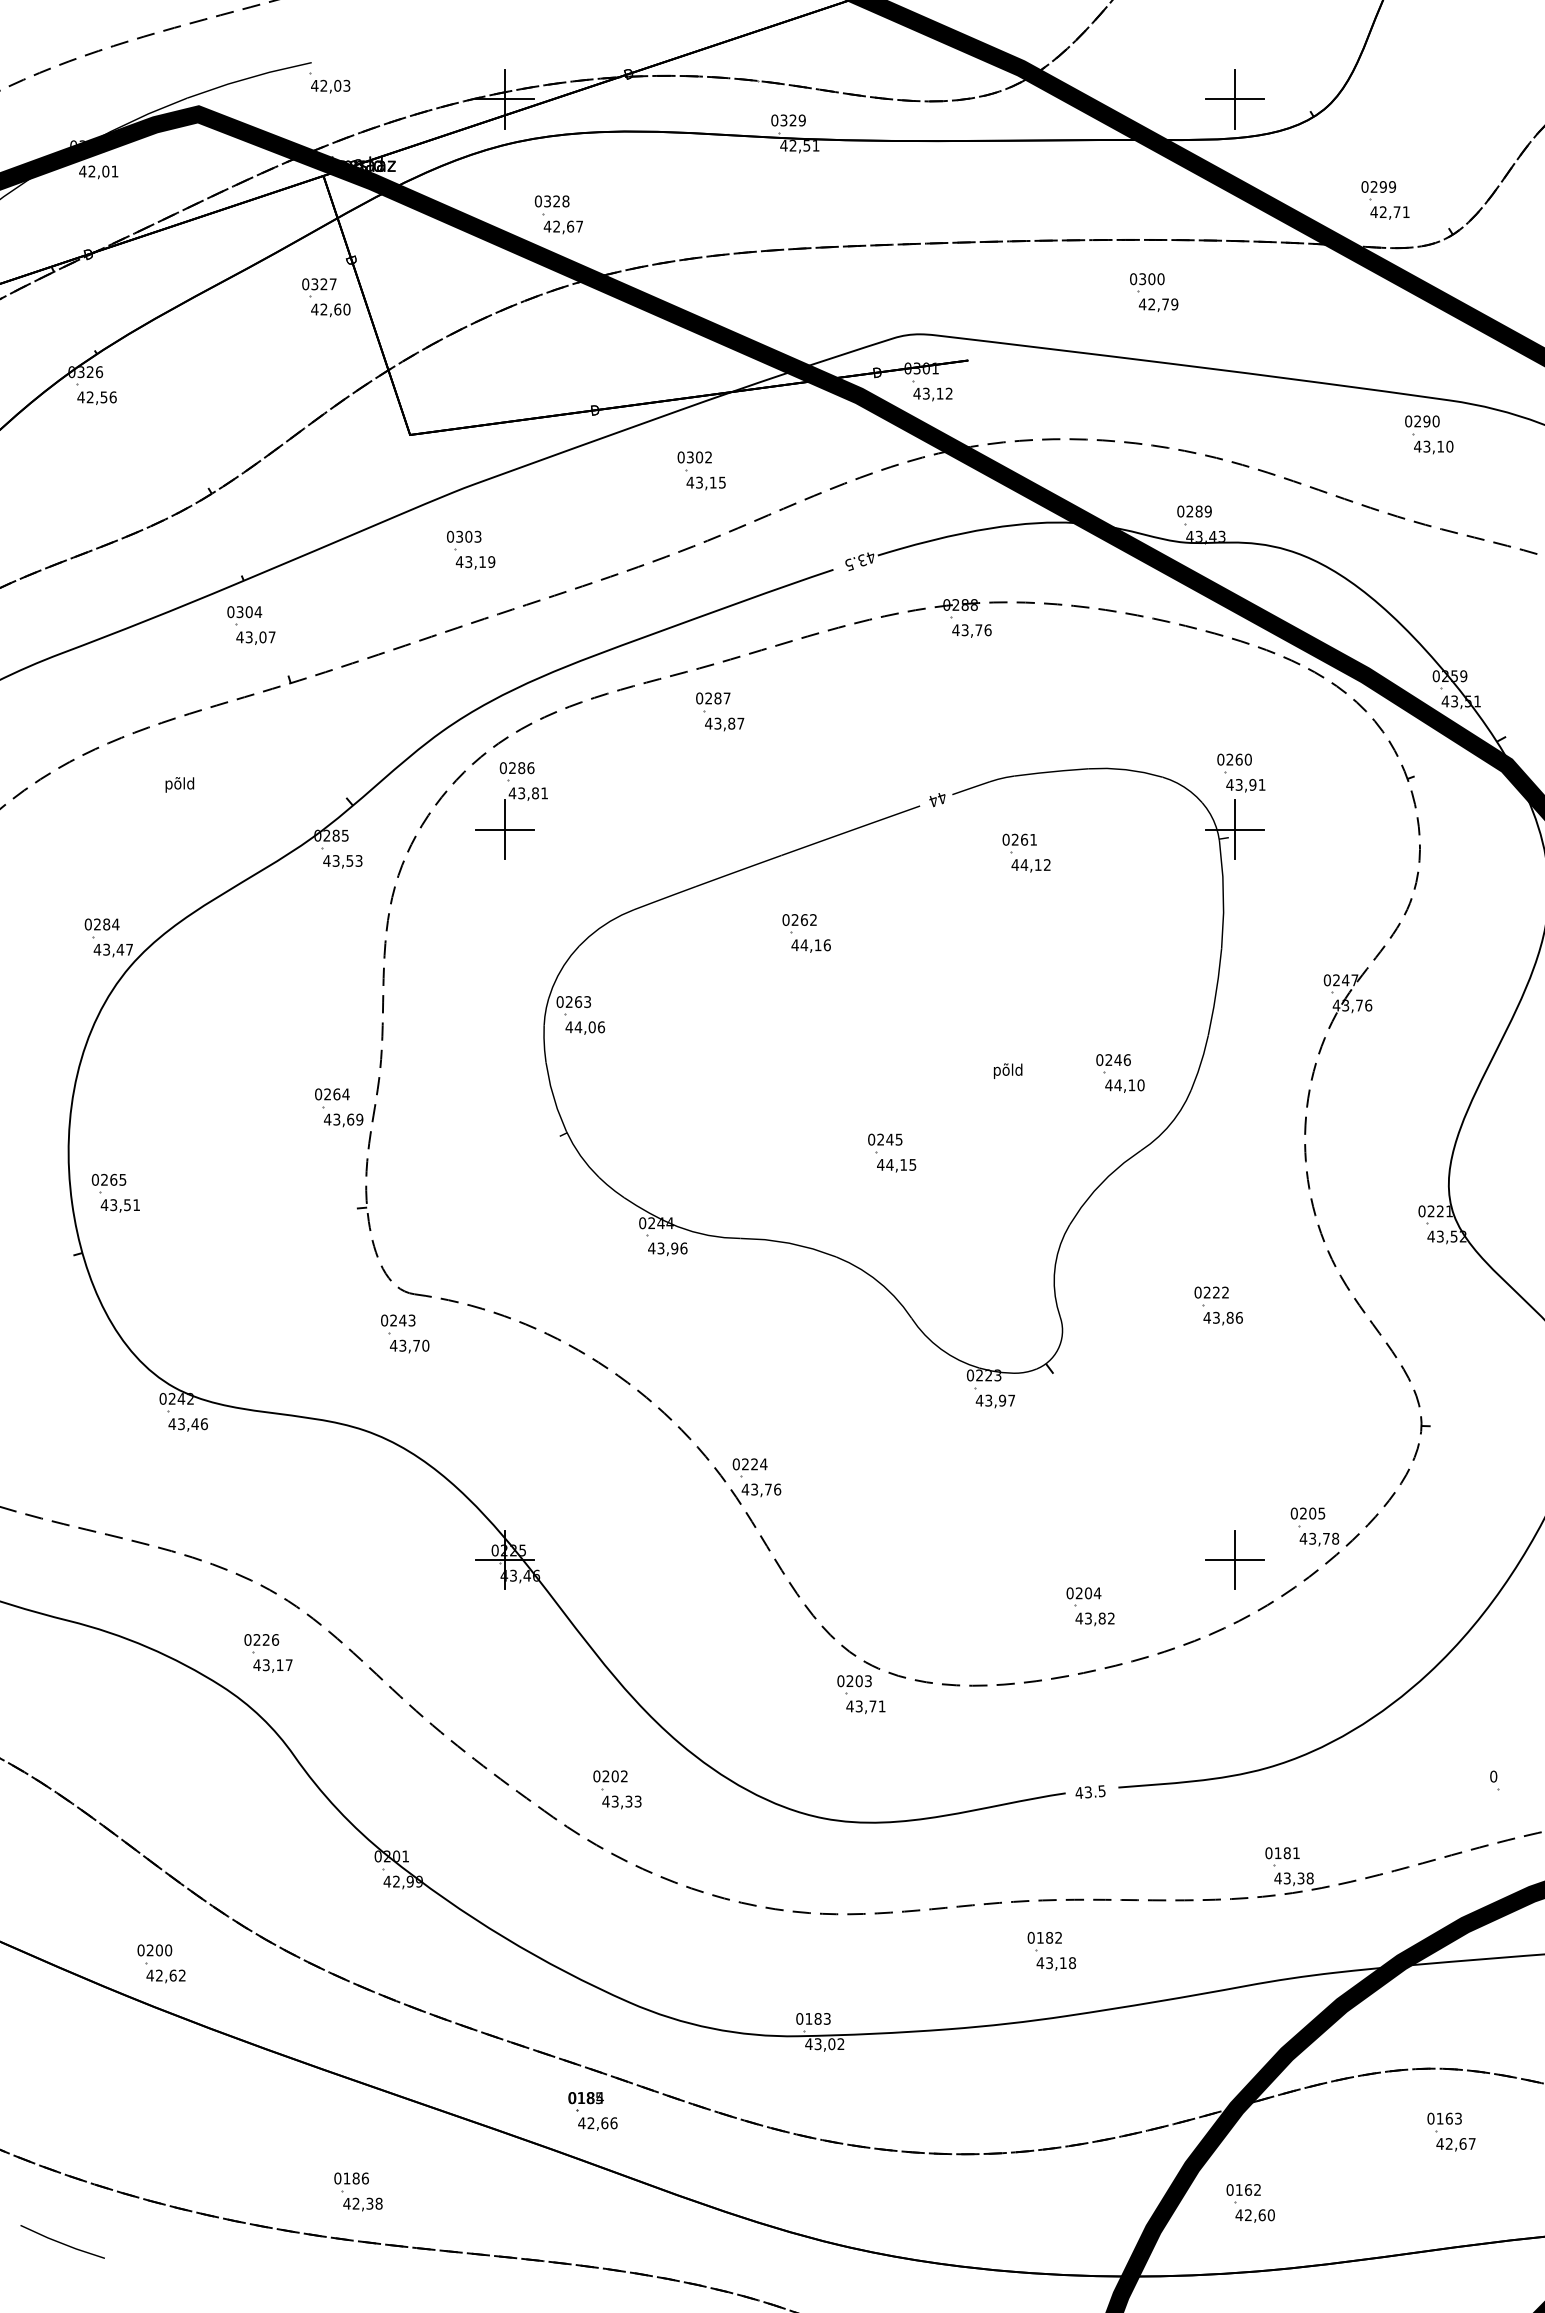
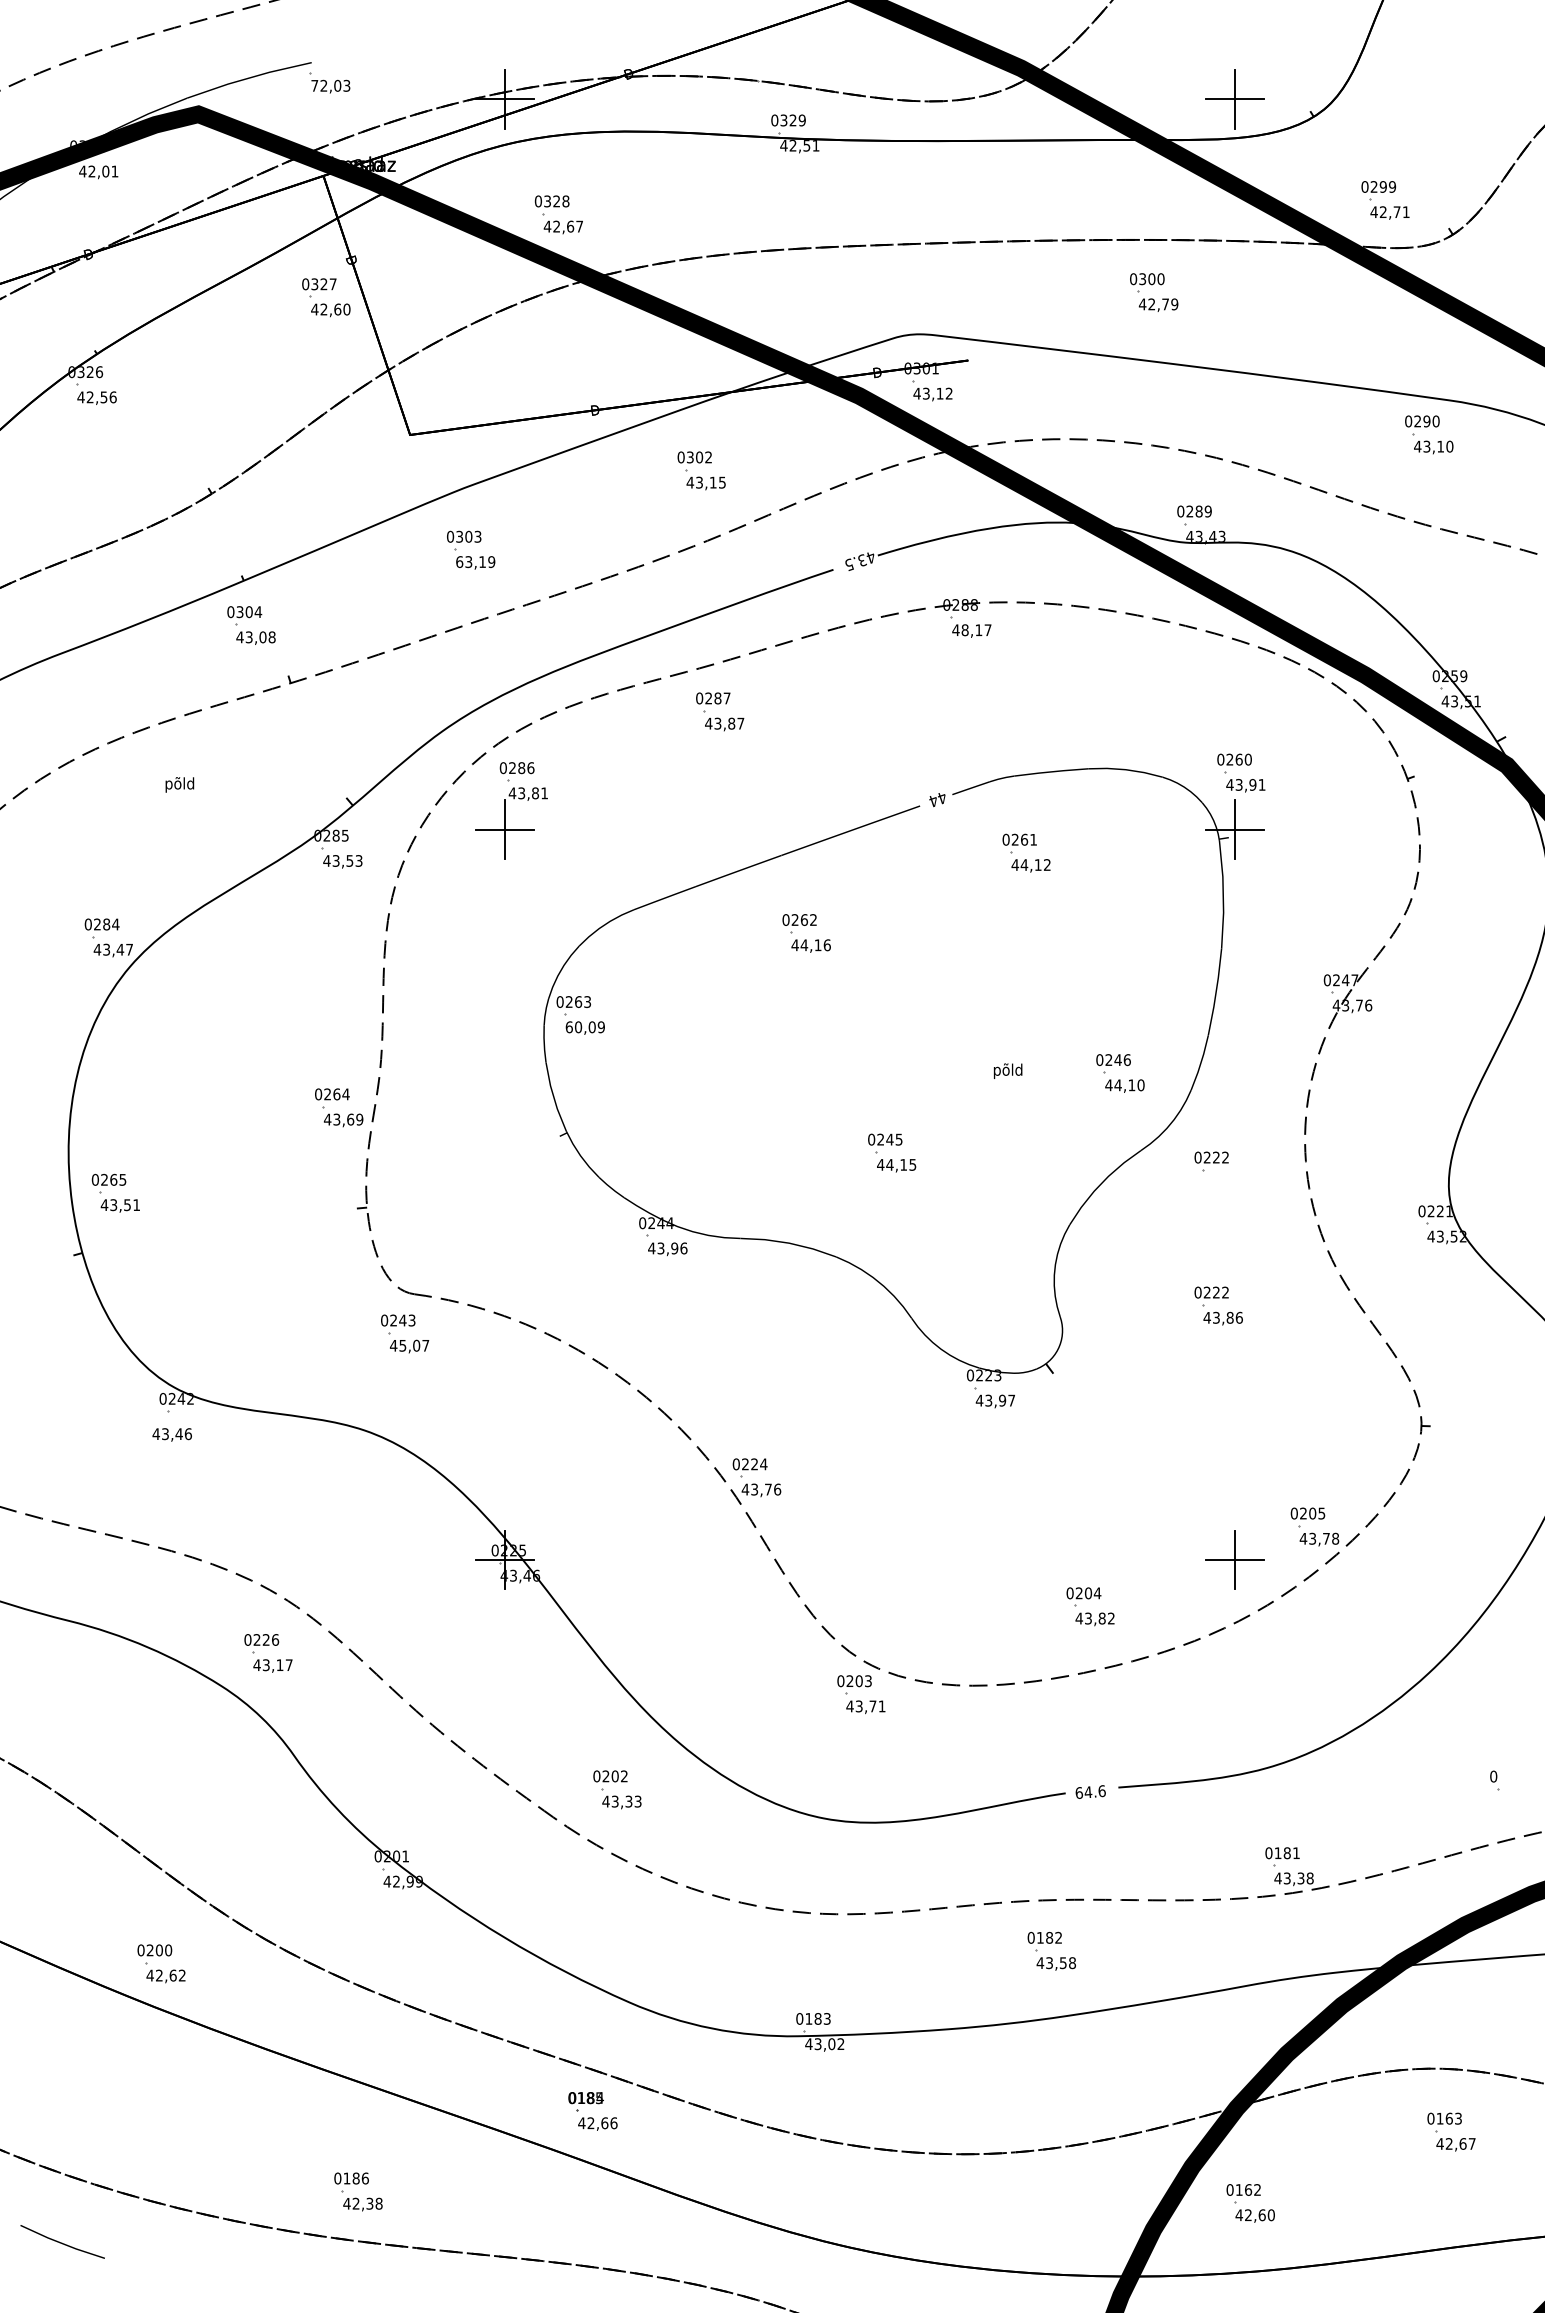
text: 42,03 -> 72,03 (314, 85)
text: 43,19 -> 63,19 (459, 561)
text: 43,76 -> 48,17 (976, 630)
text: 43,07 -> 43,08 (271, 637)
text: 44,06 -> 60,09 (585, 1027)
part: none -> present (1211, 1161)
text: 43,70 -> 45,07 (414, 1345)
text position: (187, 1424) -> (171, 1434) (171, 1434)
text: 43.5 -> 64.6 (1090, 1791)
text: 43,18 -> 43,58 (1063, 1963)
